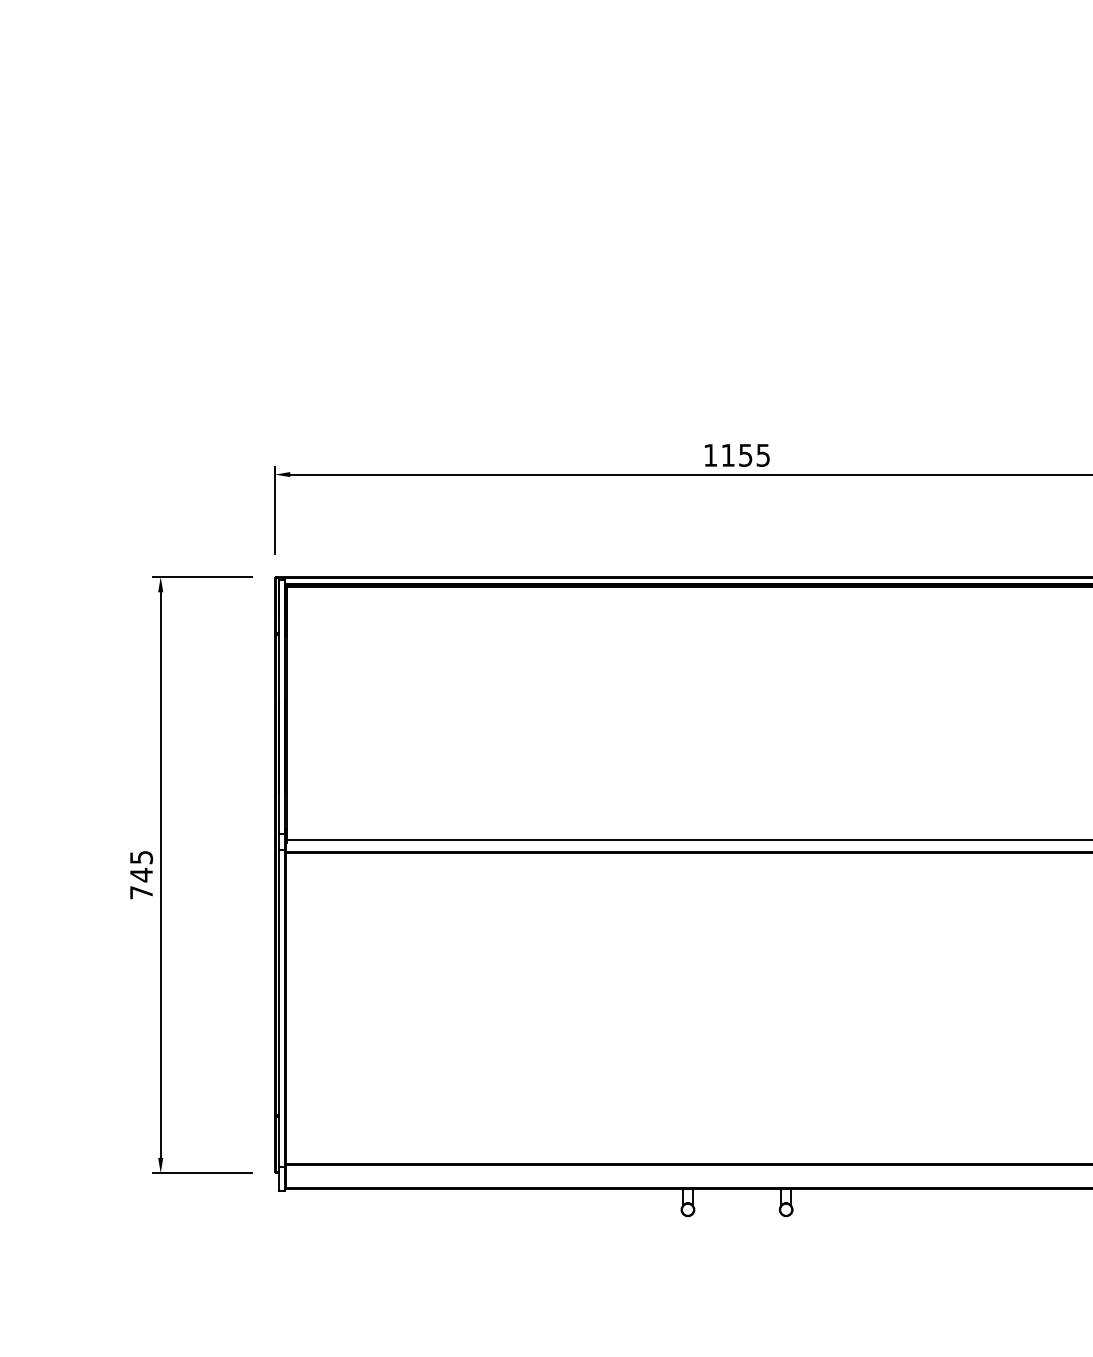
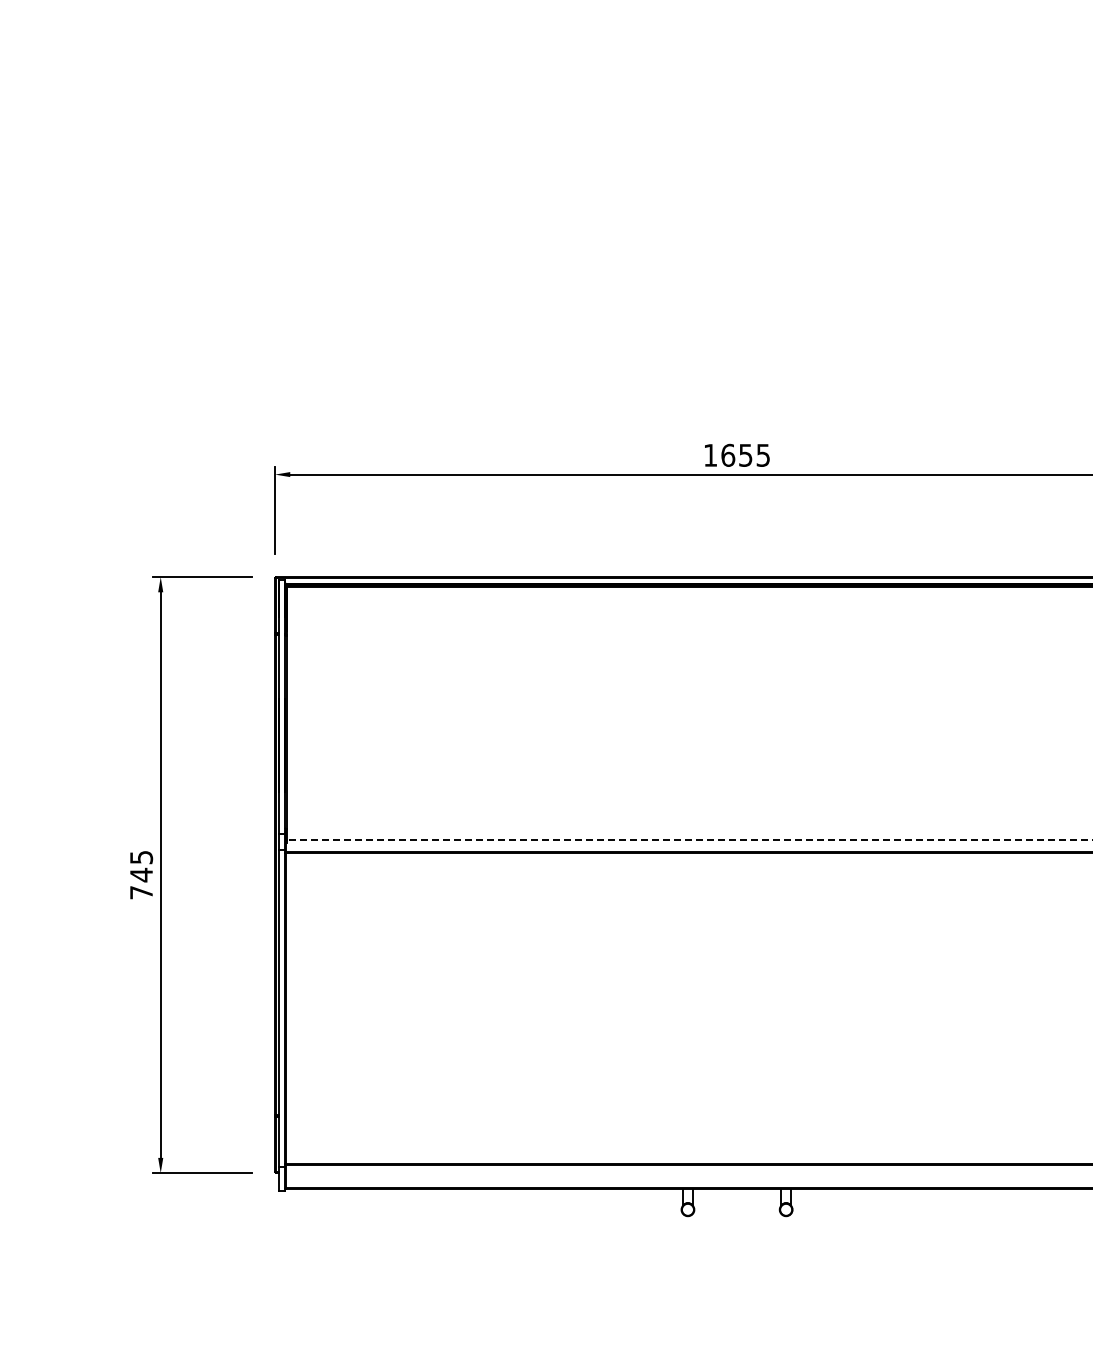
text: 1155 -> 1655 (728, 454)
line: solid -> dashed (689, 839)
